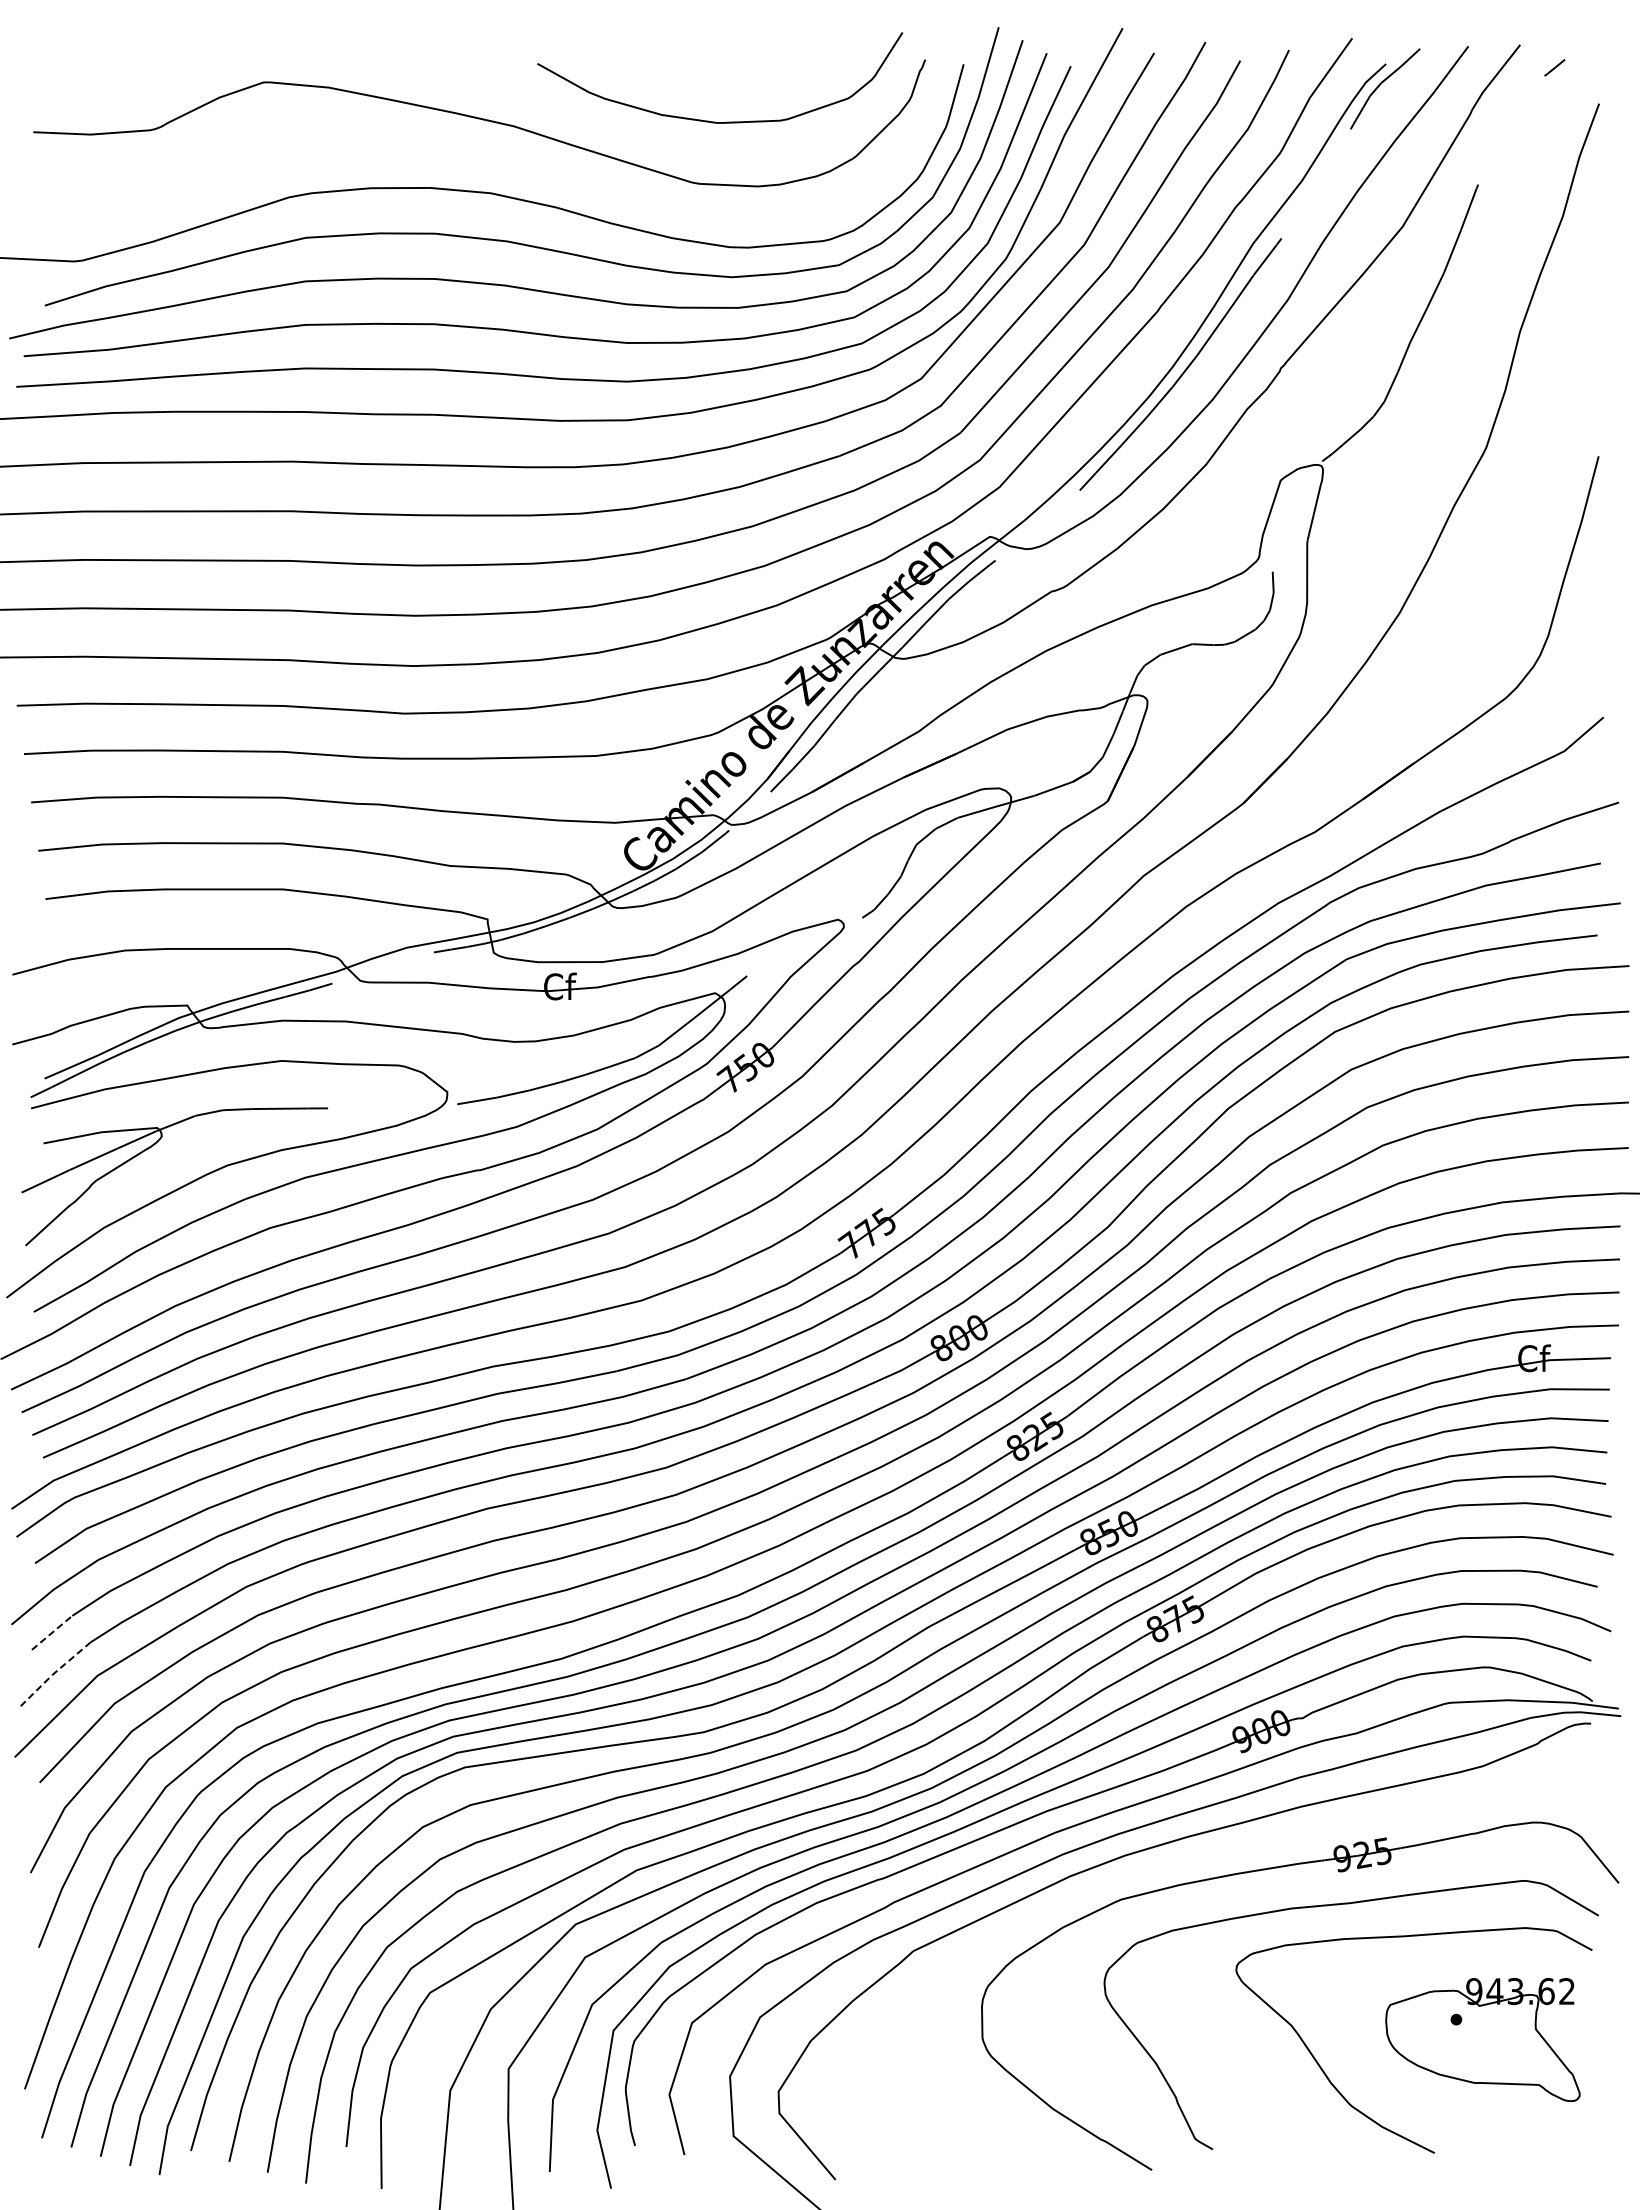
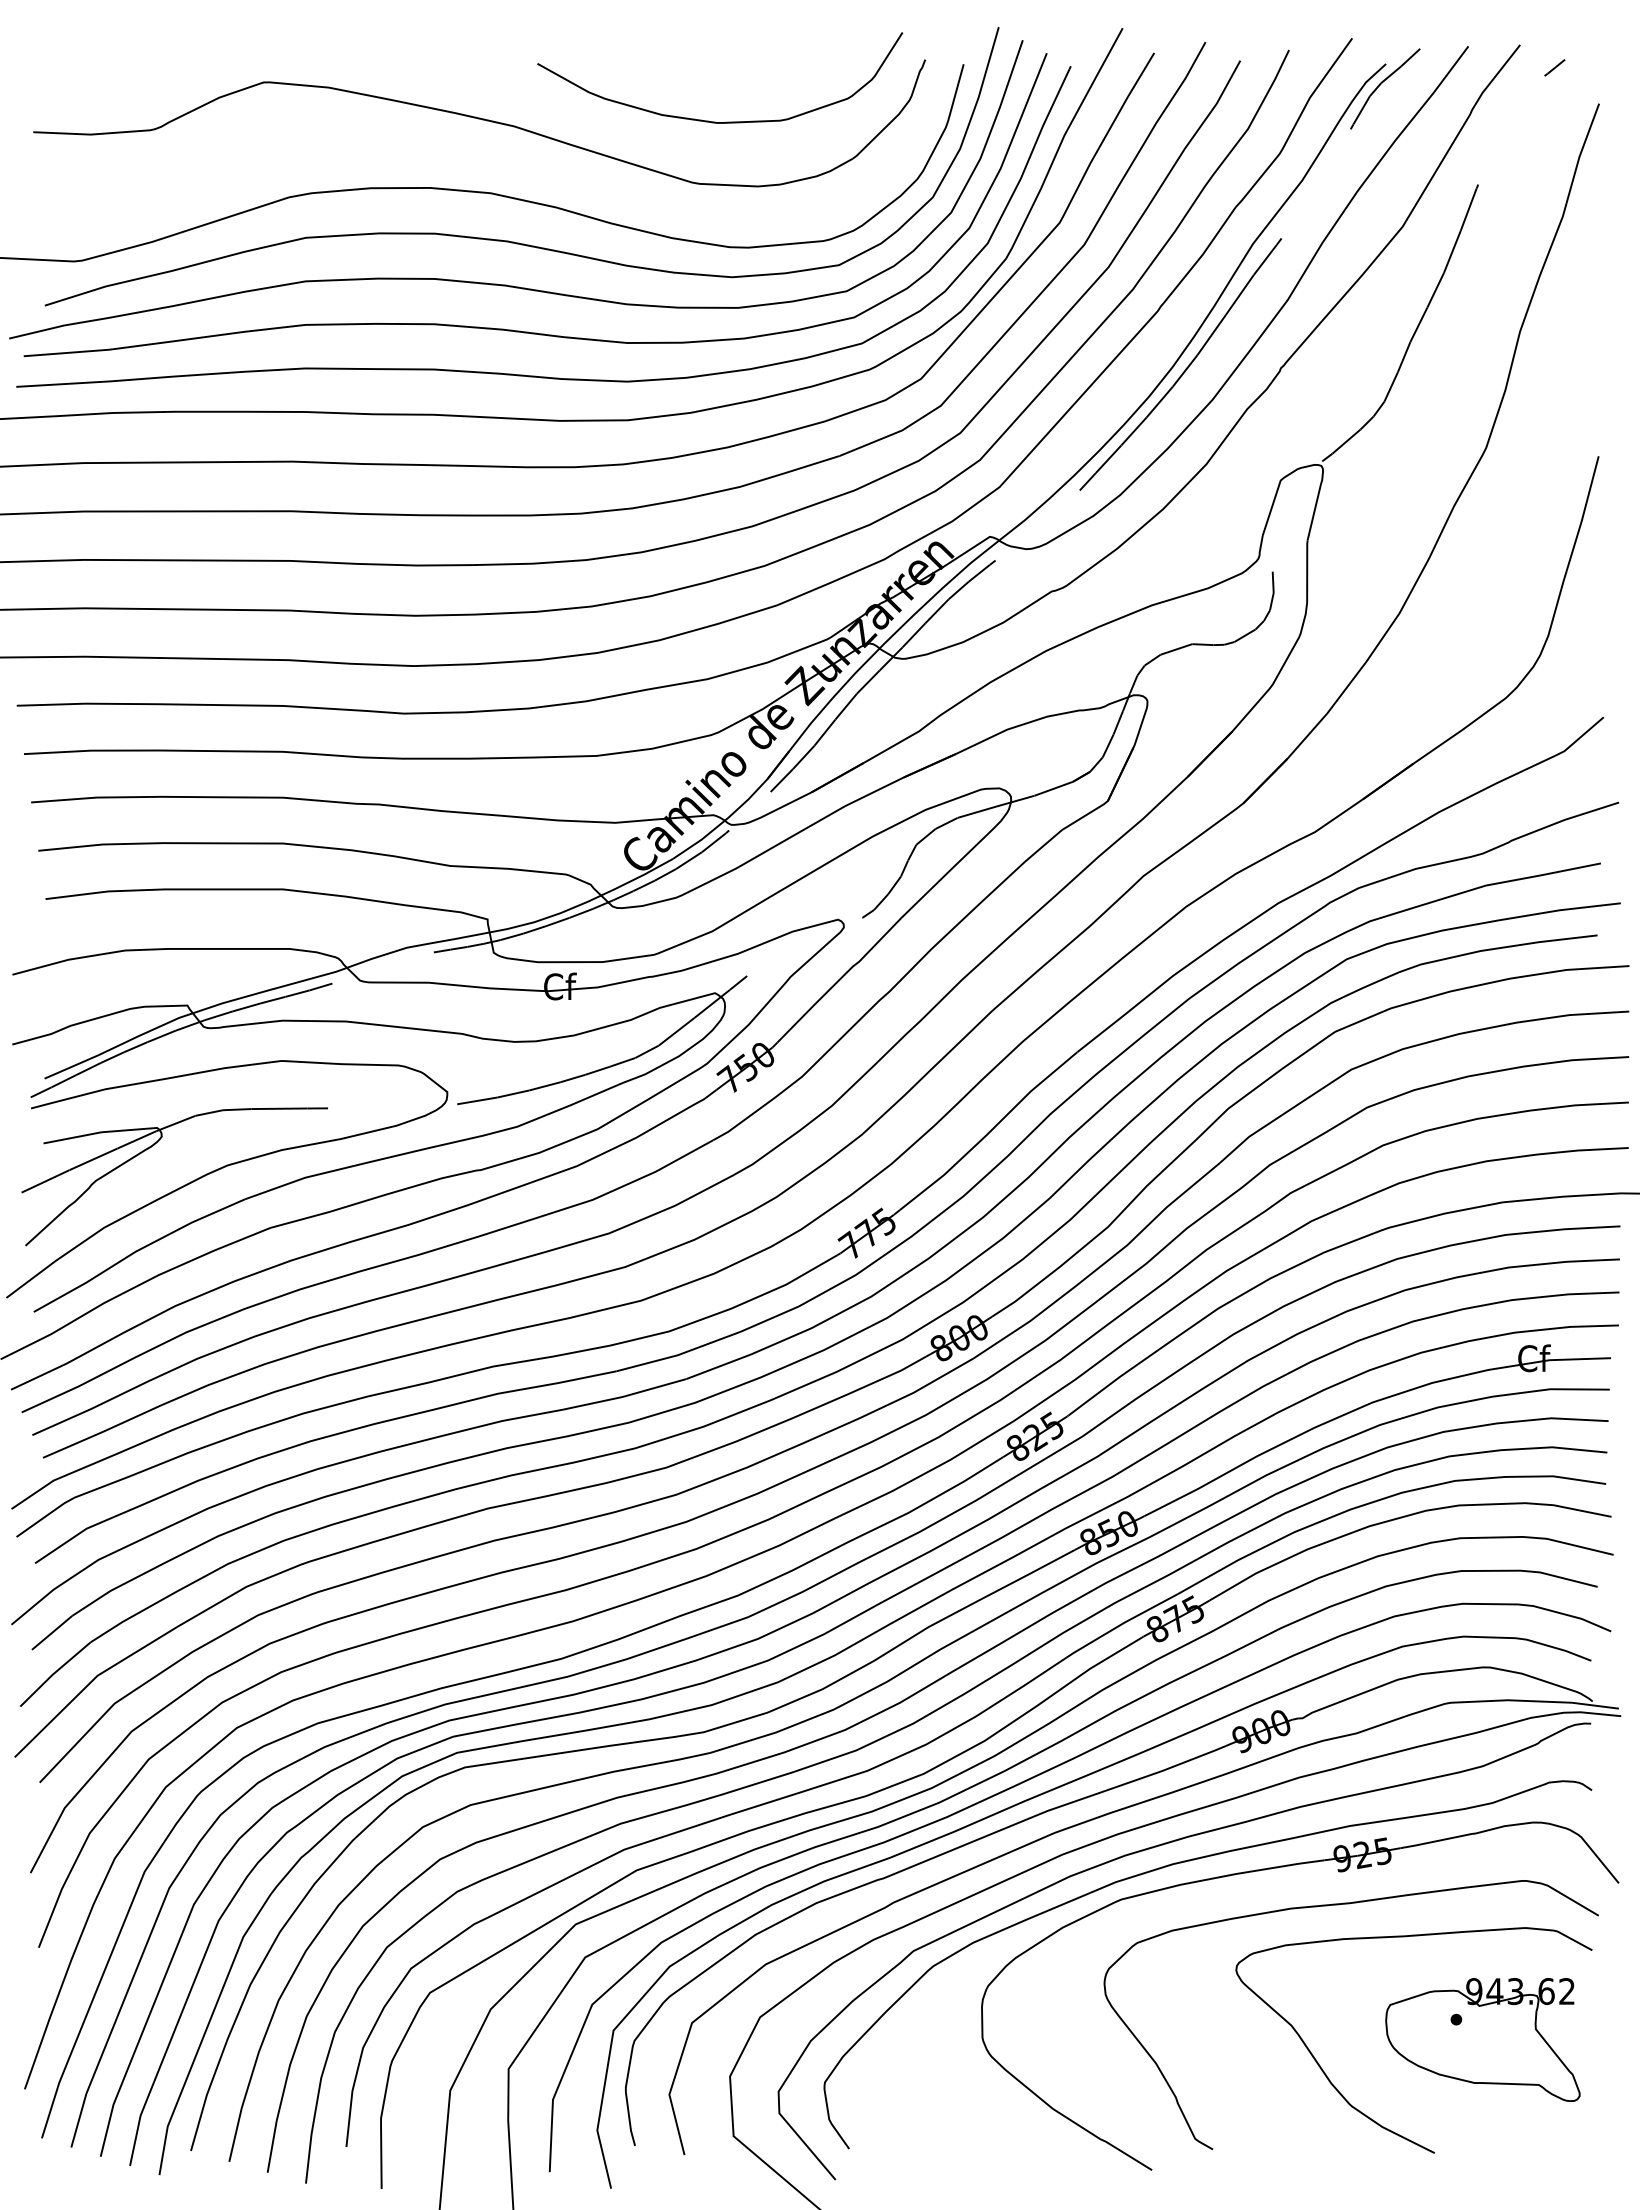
line: dashed -> solid (52, 1632)
line: dashed -> solid (53, 1673)
curve: none -> present (1181, 1863)
